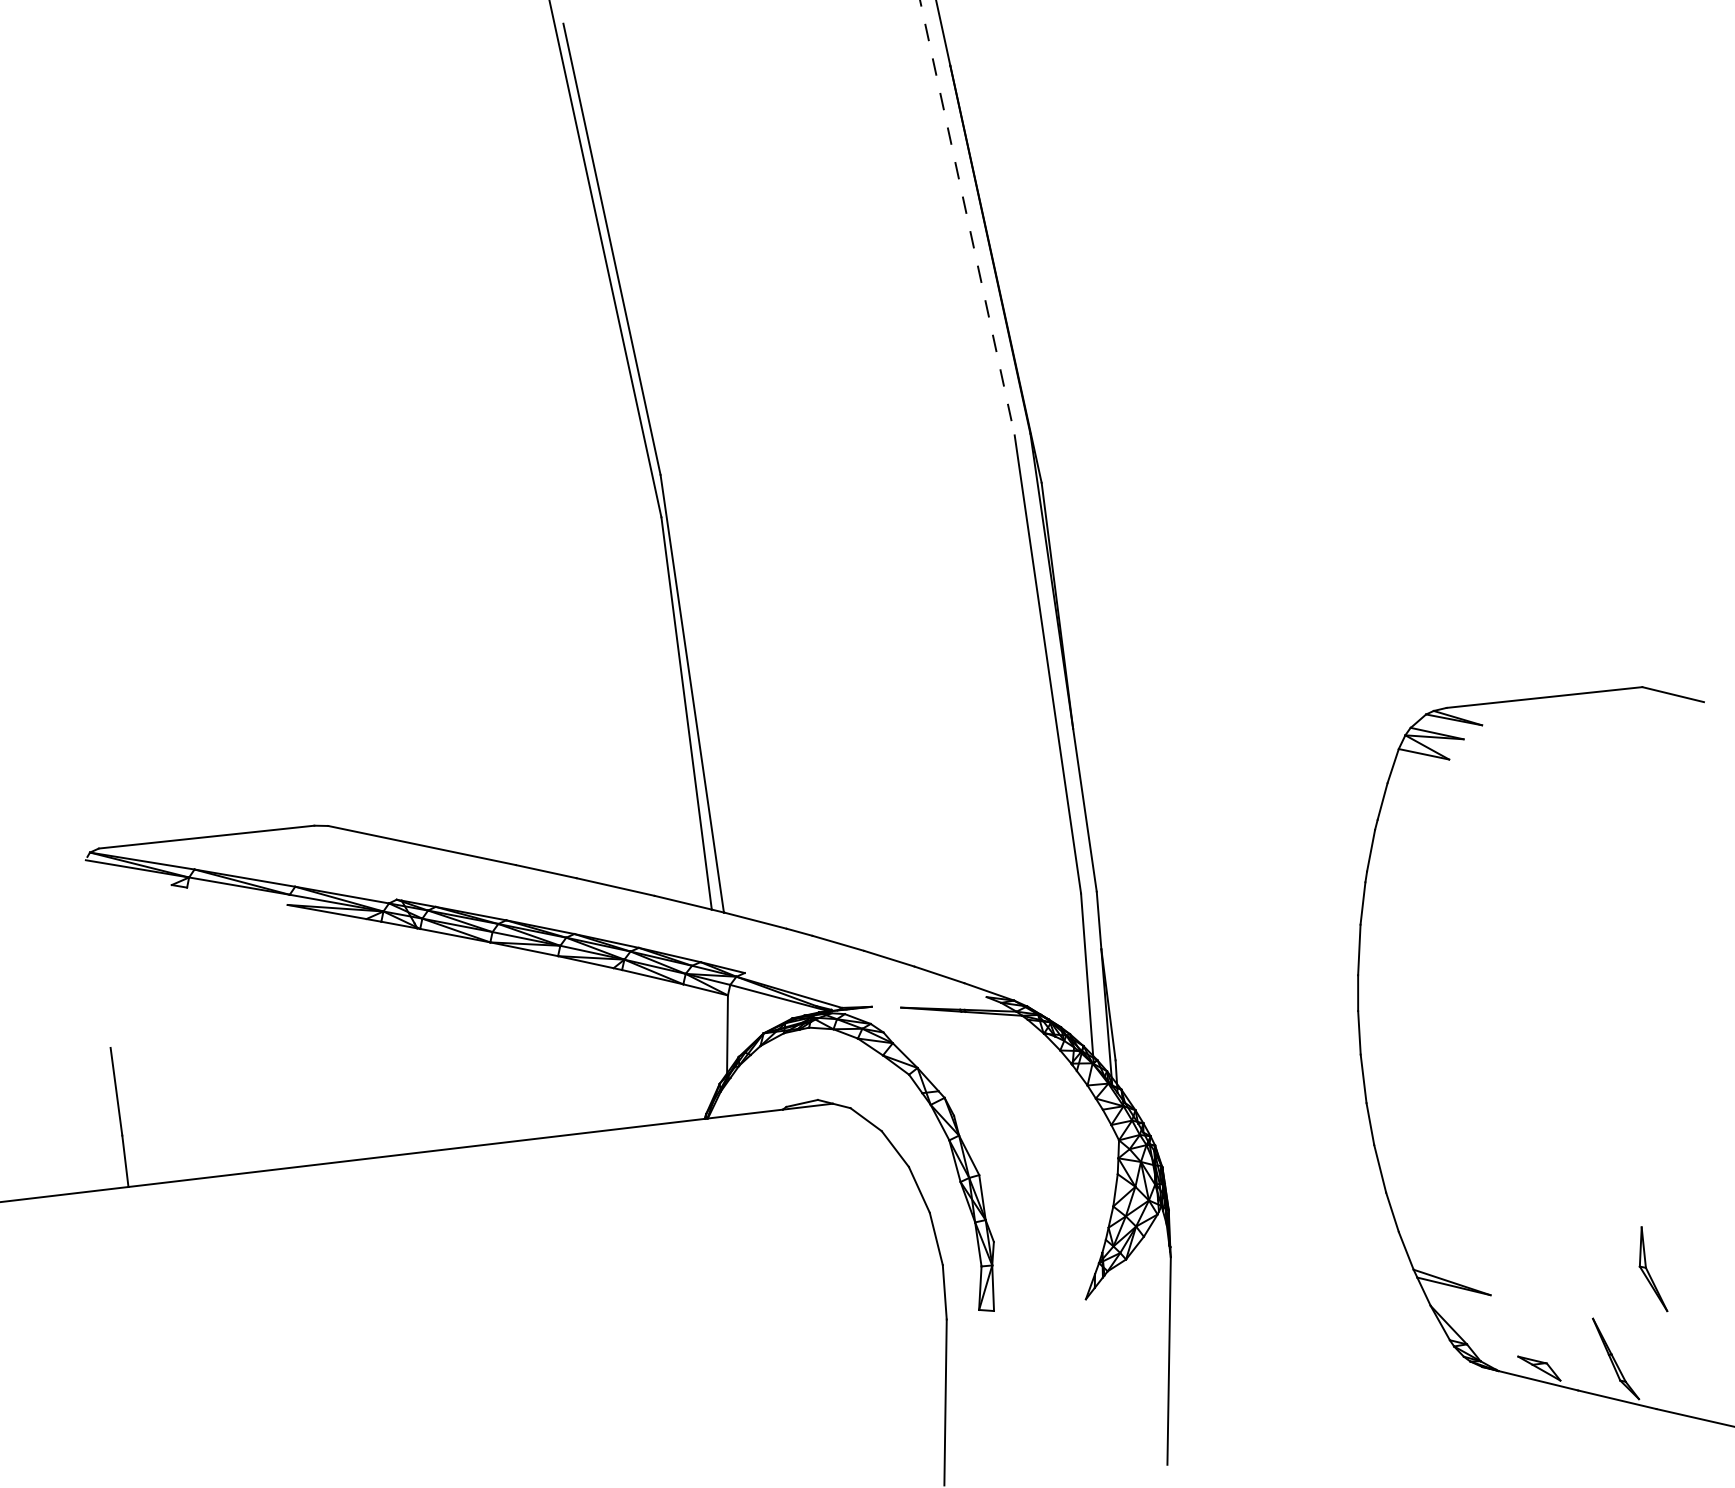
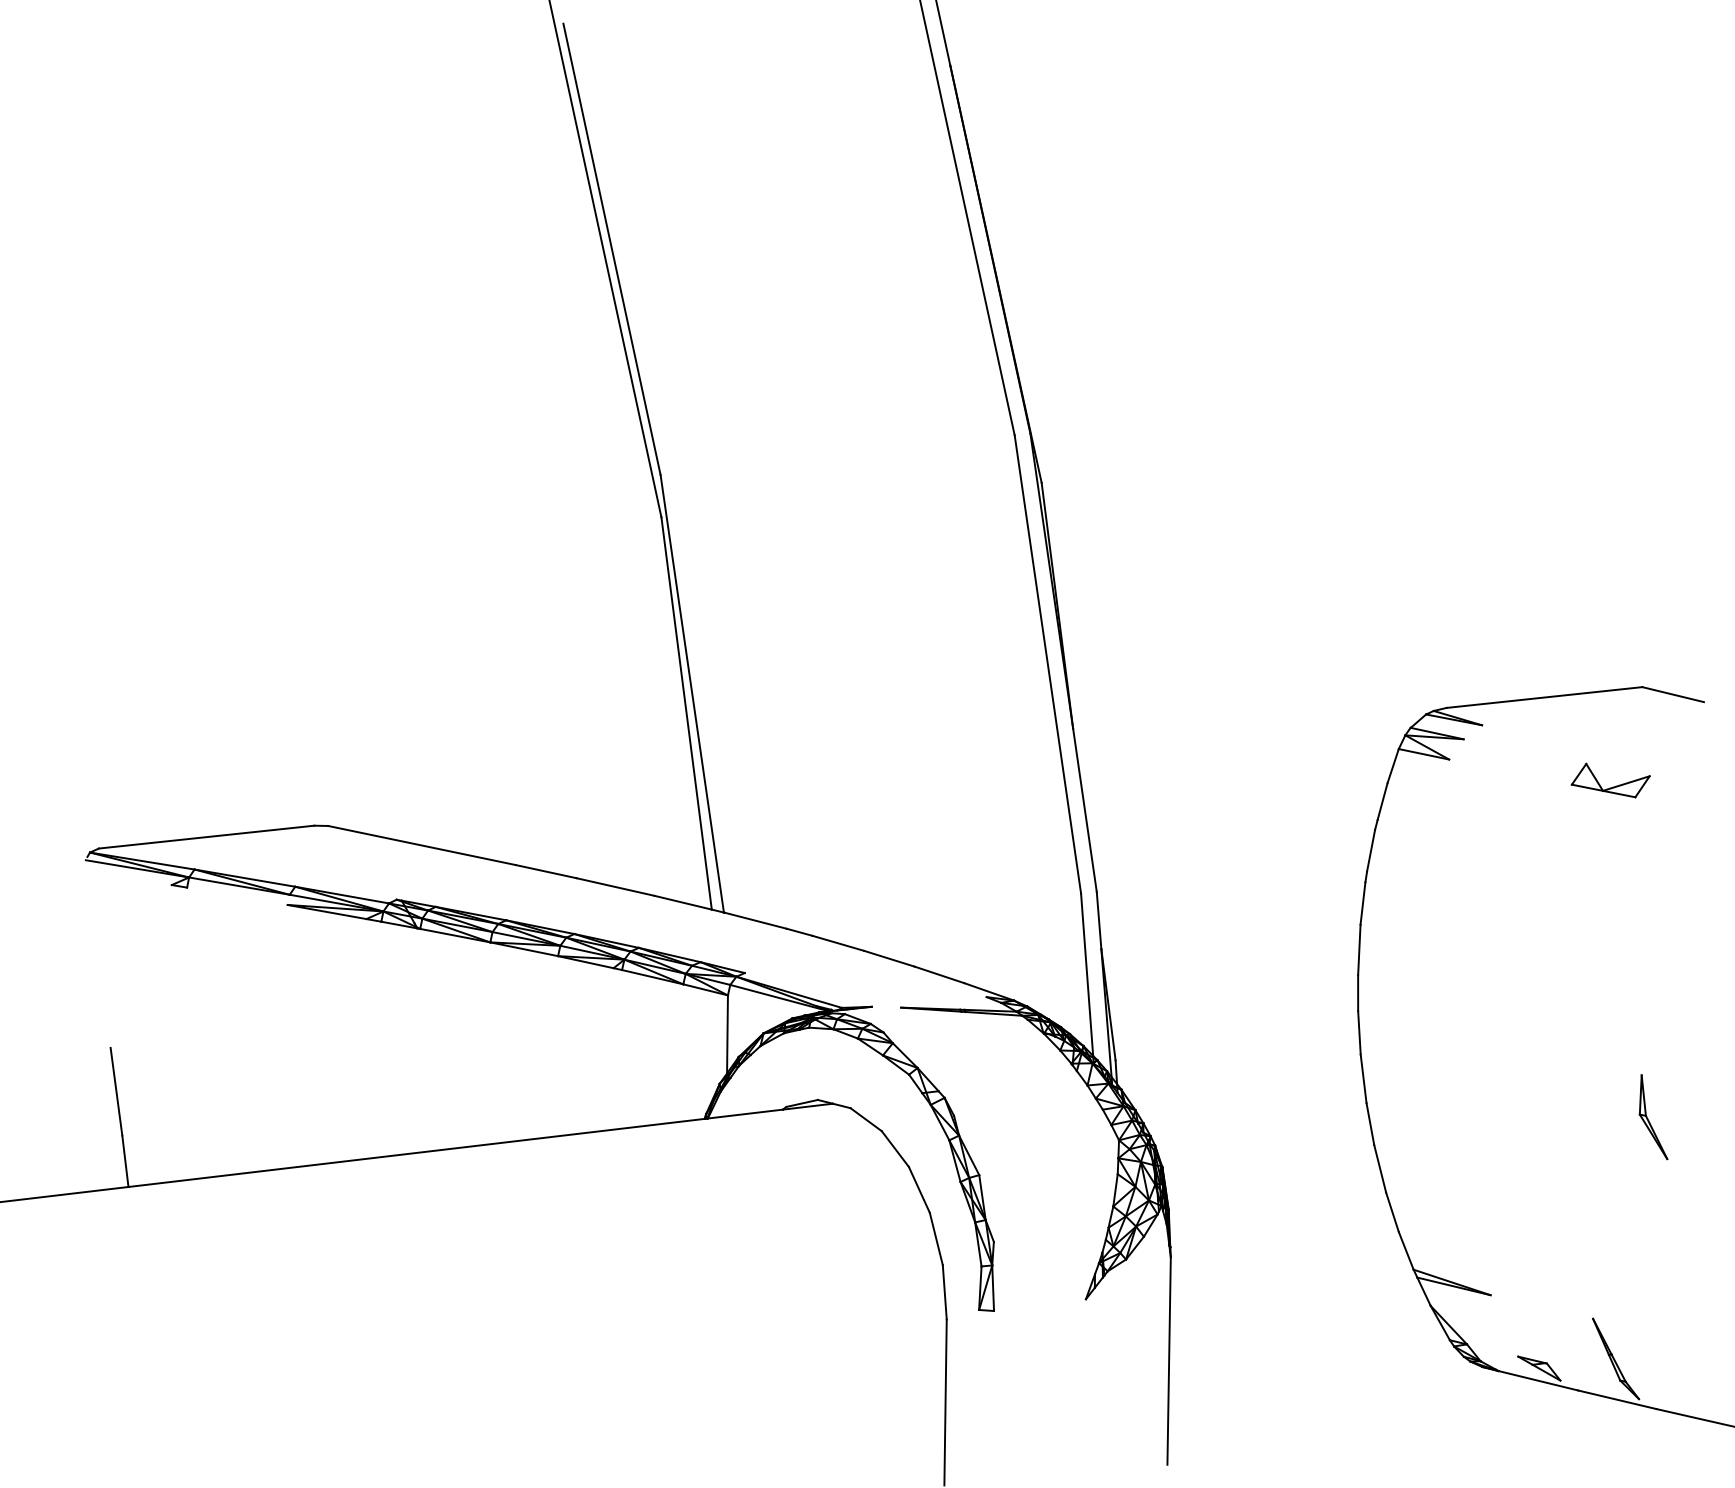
line: dashed -> solid (967, 217)
part: none -> present (1613, 786)
part position: (1653, 1269) -> (1653, 1117) (1653, 1117)
